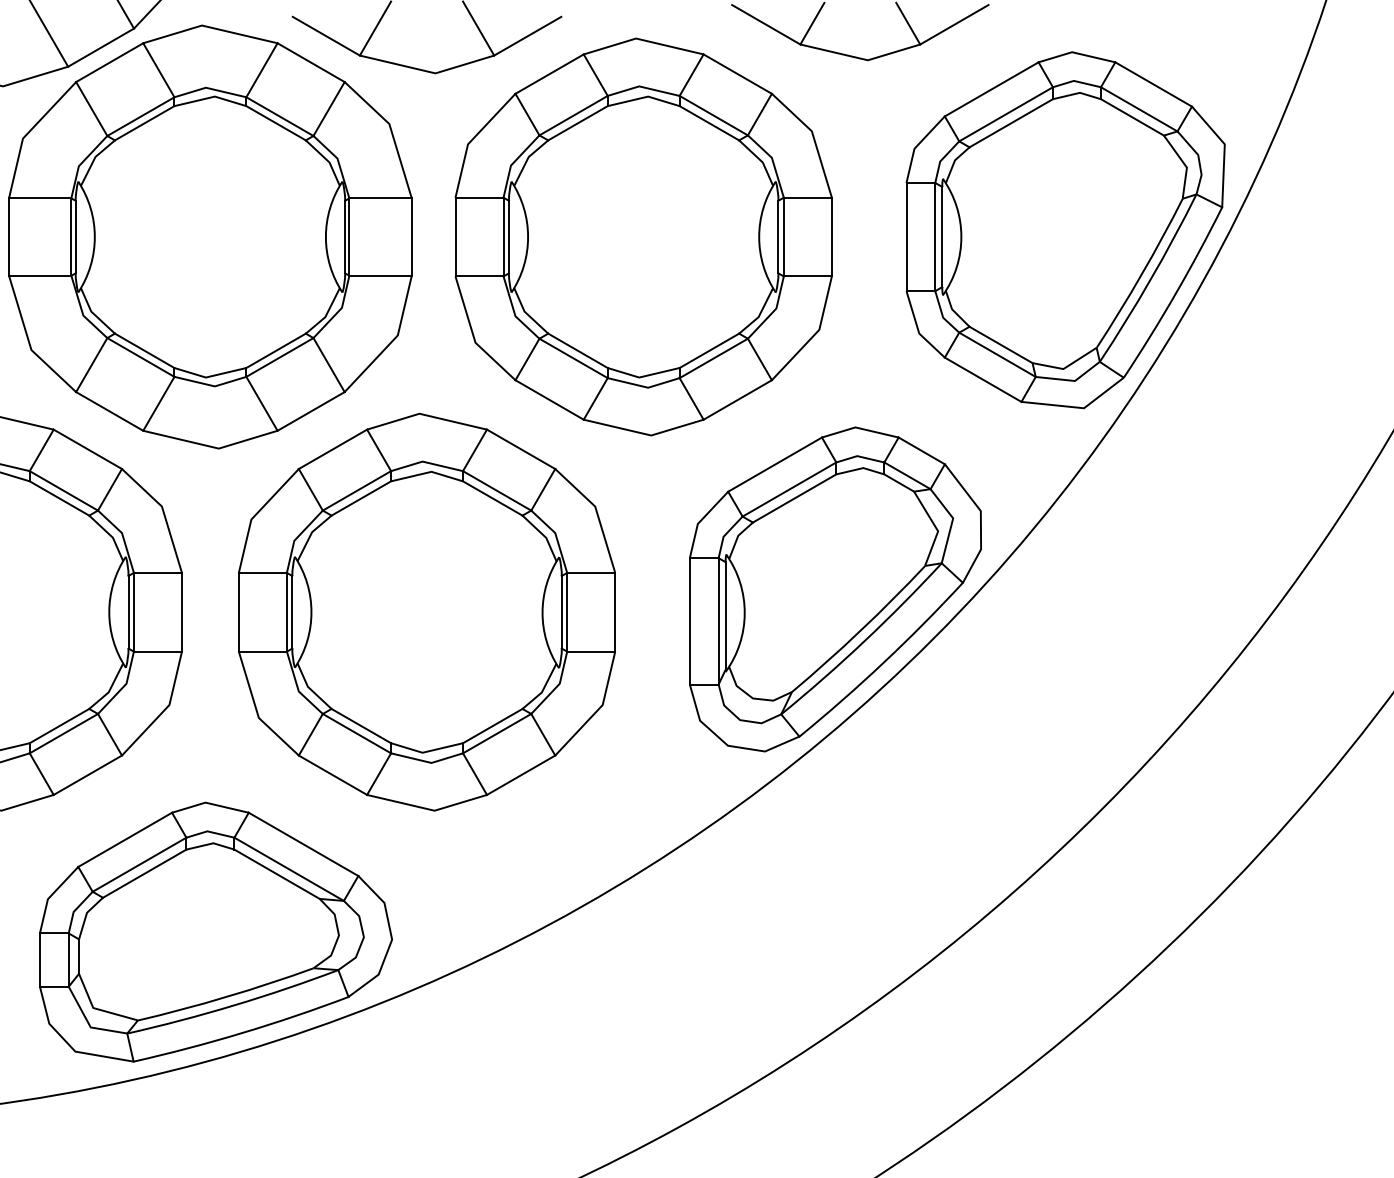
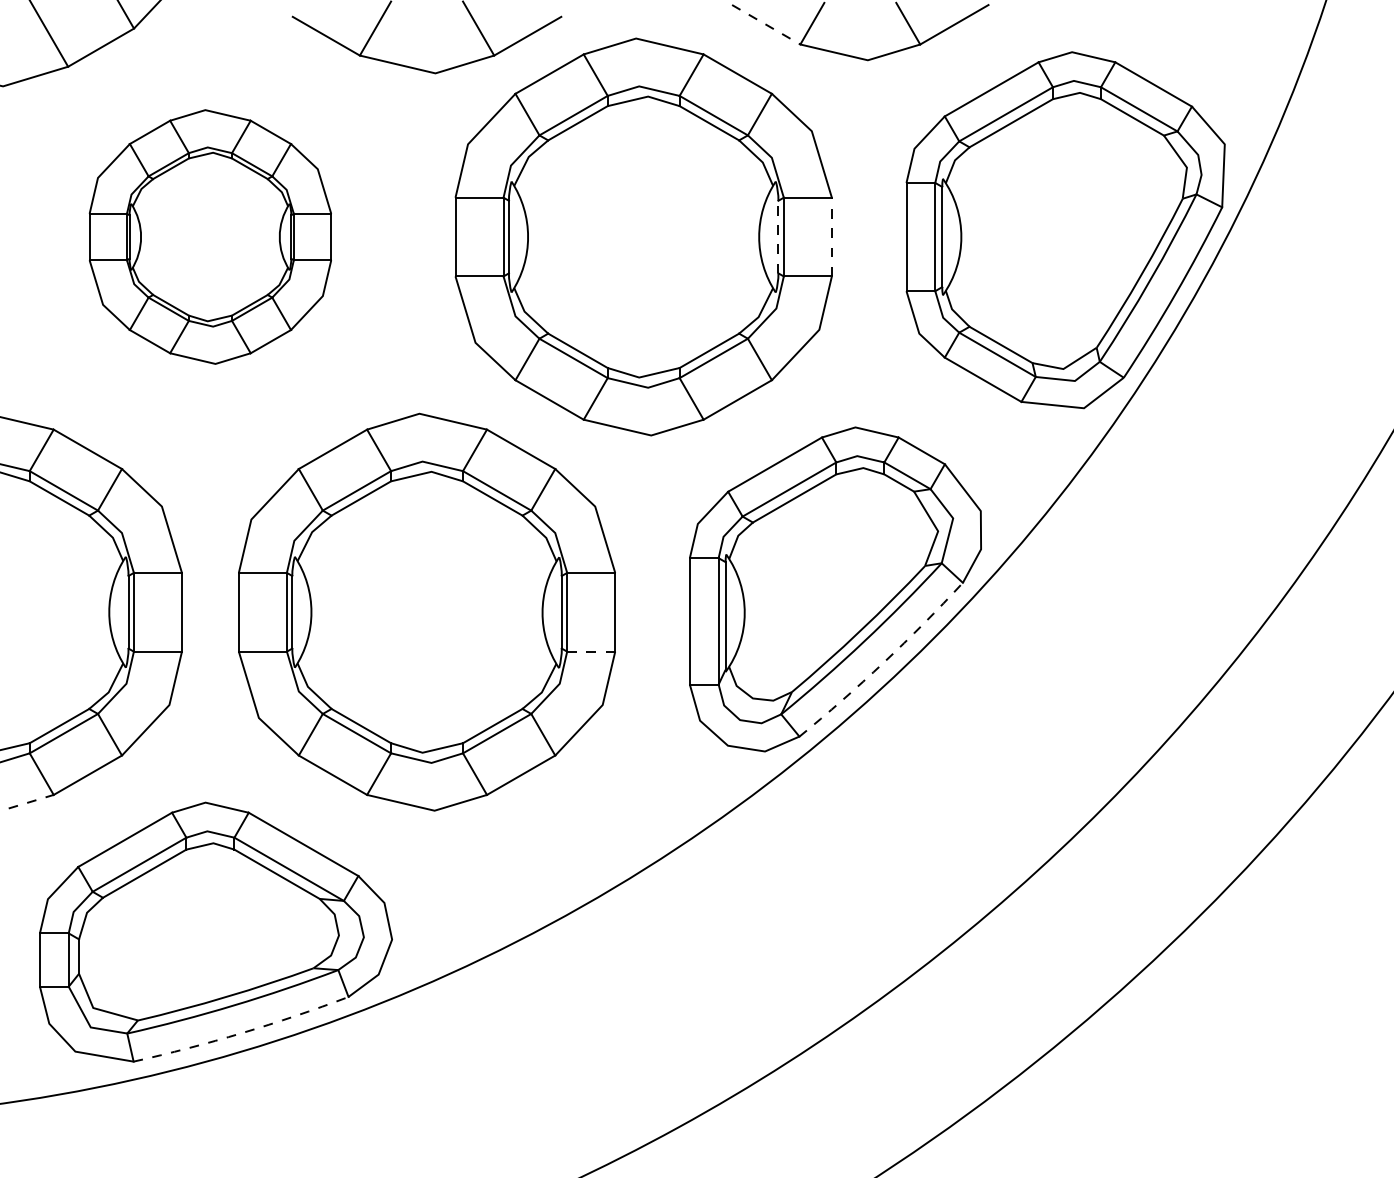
line: solid -> dashed (766, 25)
part size: 405x426 px -> 244x256 px (209, 236)
line: solid -> dashed (778, 236)
line: solid -> dashed (831, 236)
line: solid -> dashed (590, 651)
arc: solid -> dashed (883, 662)
line: solid -> dashed (27, 802)
arc: solid -> dashed (242, 1033)
